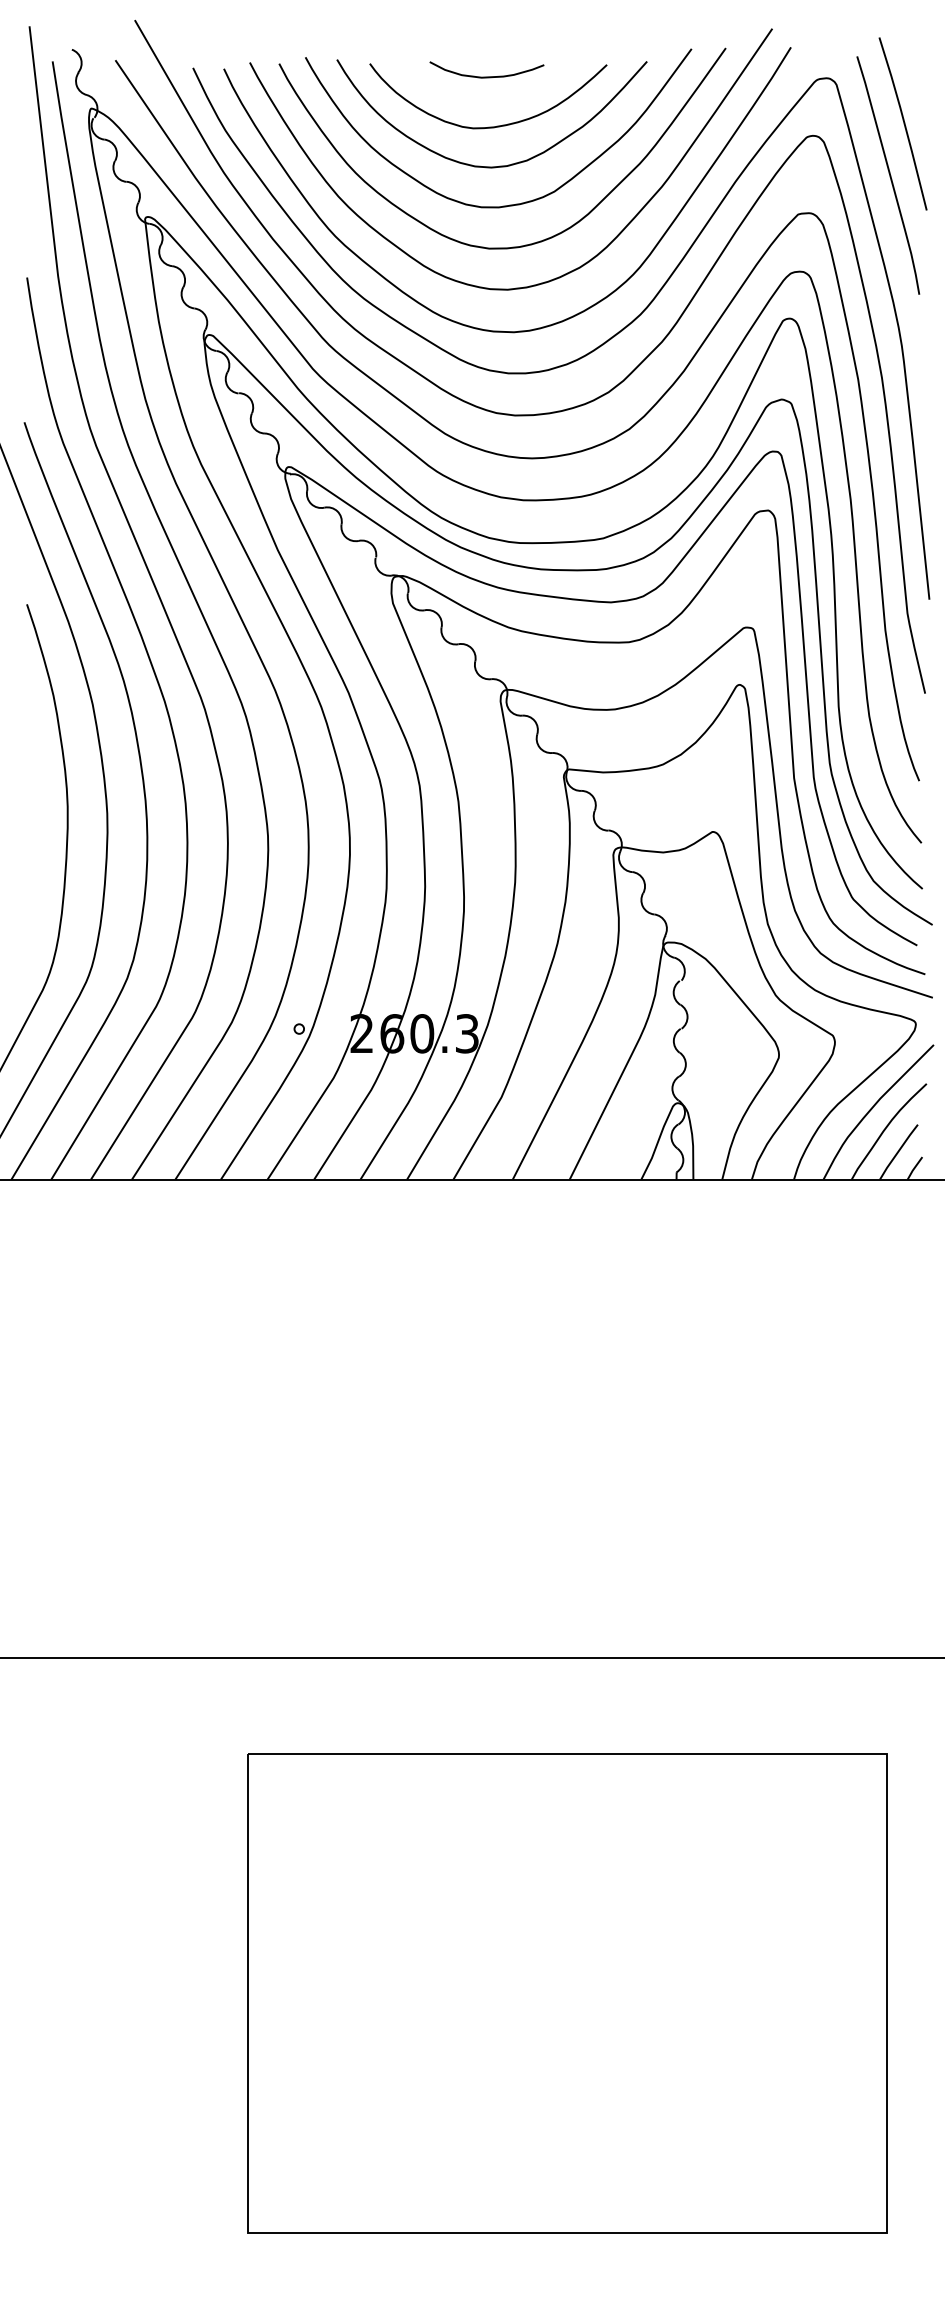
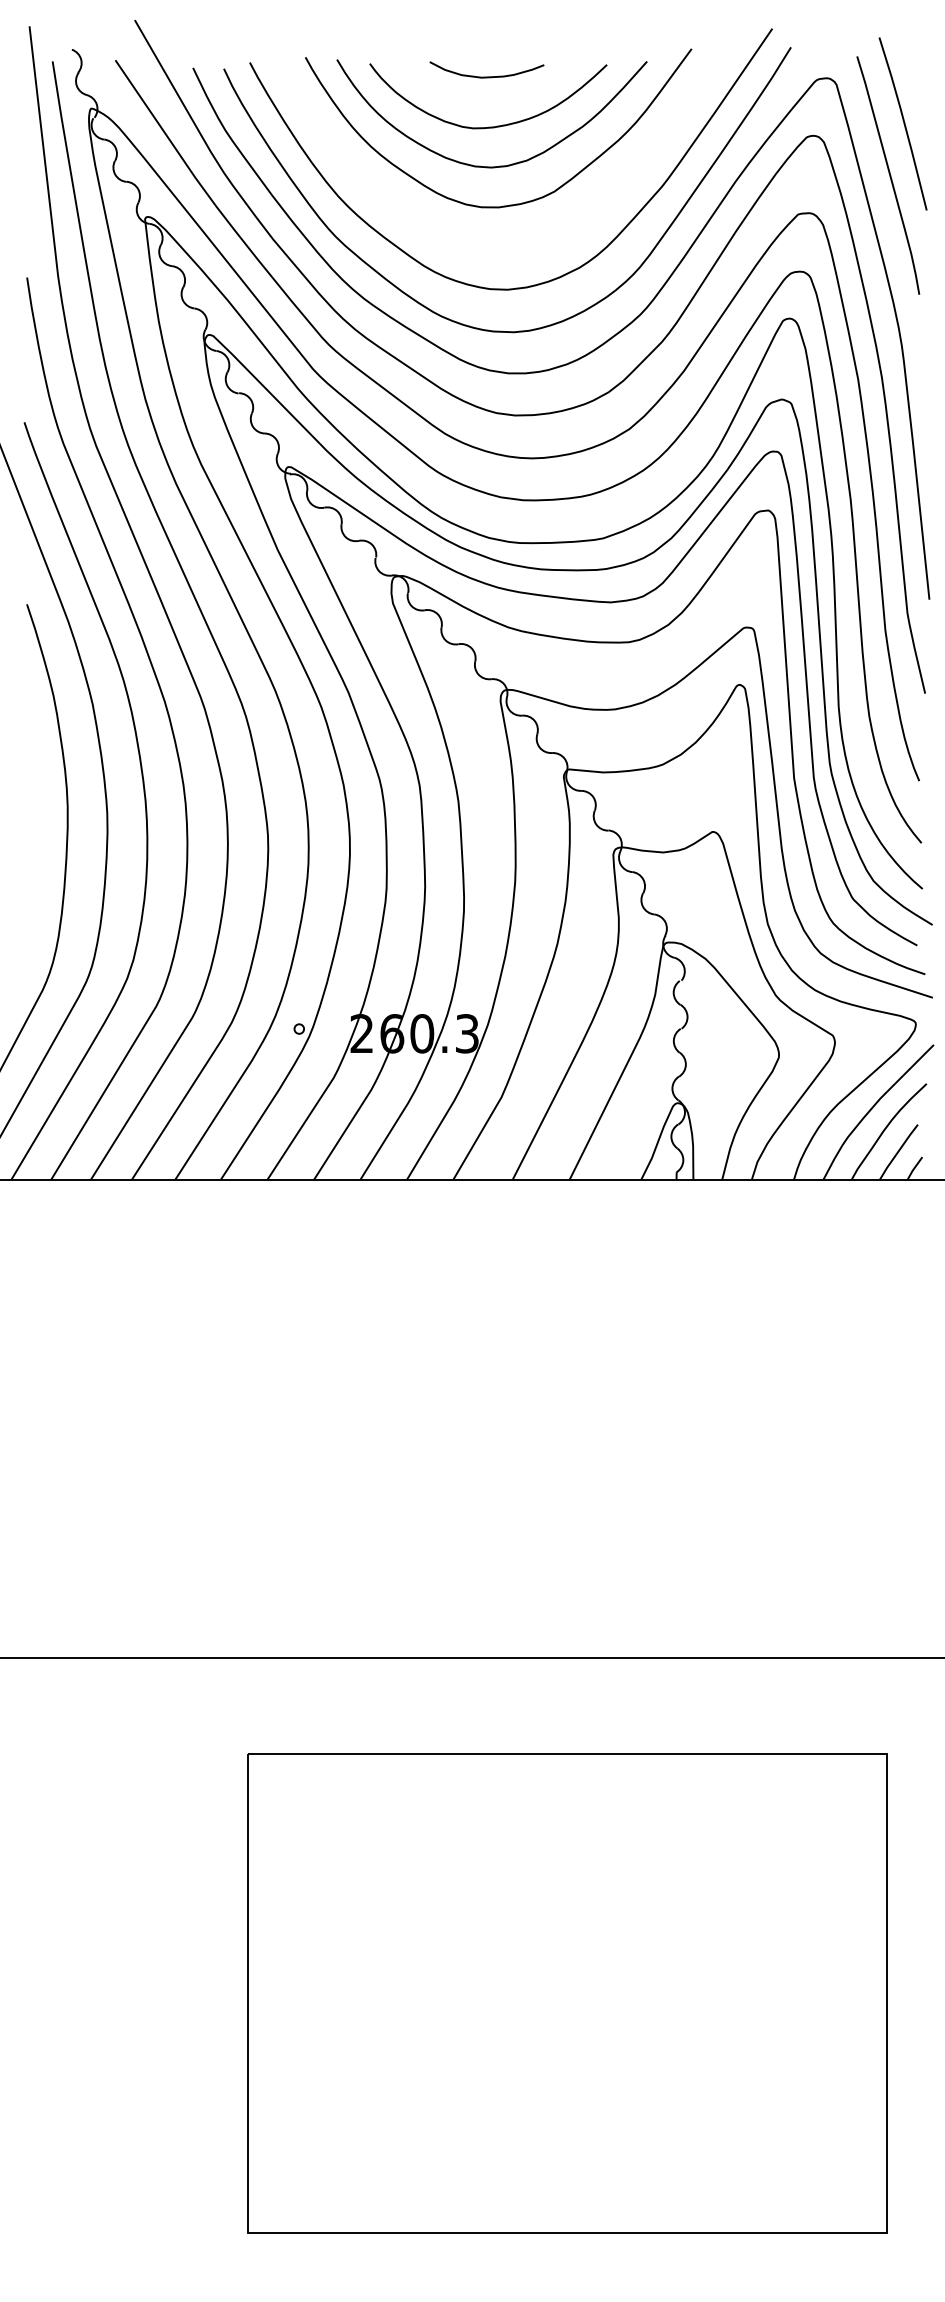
curve: present -> none (512, 246)
